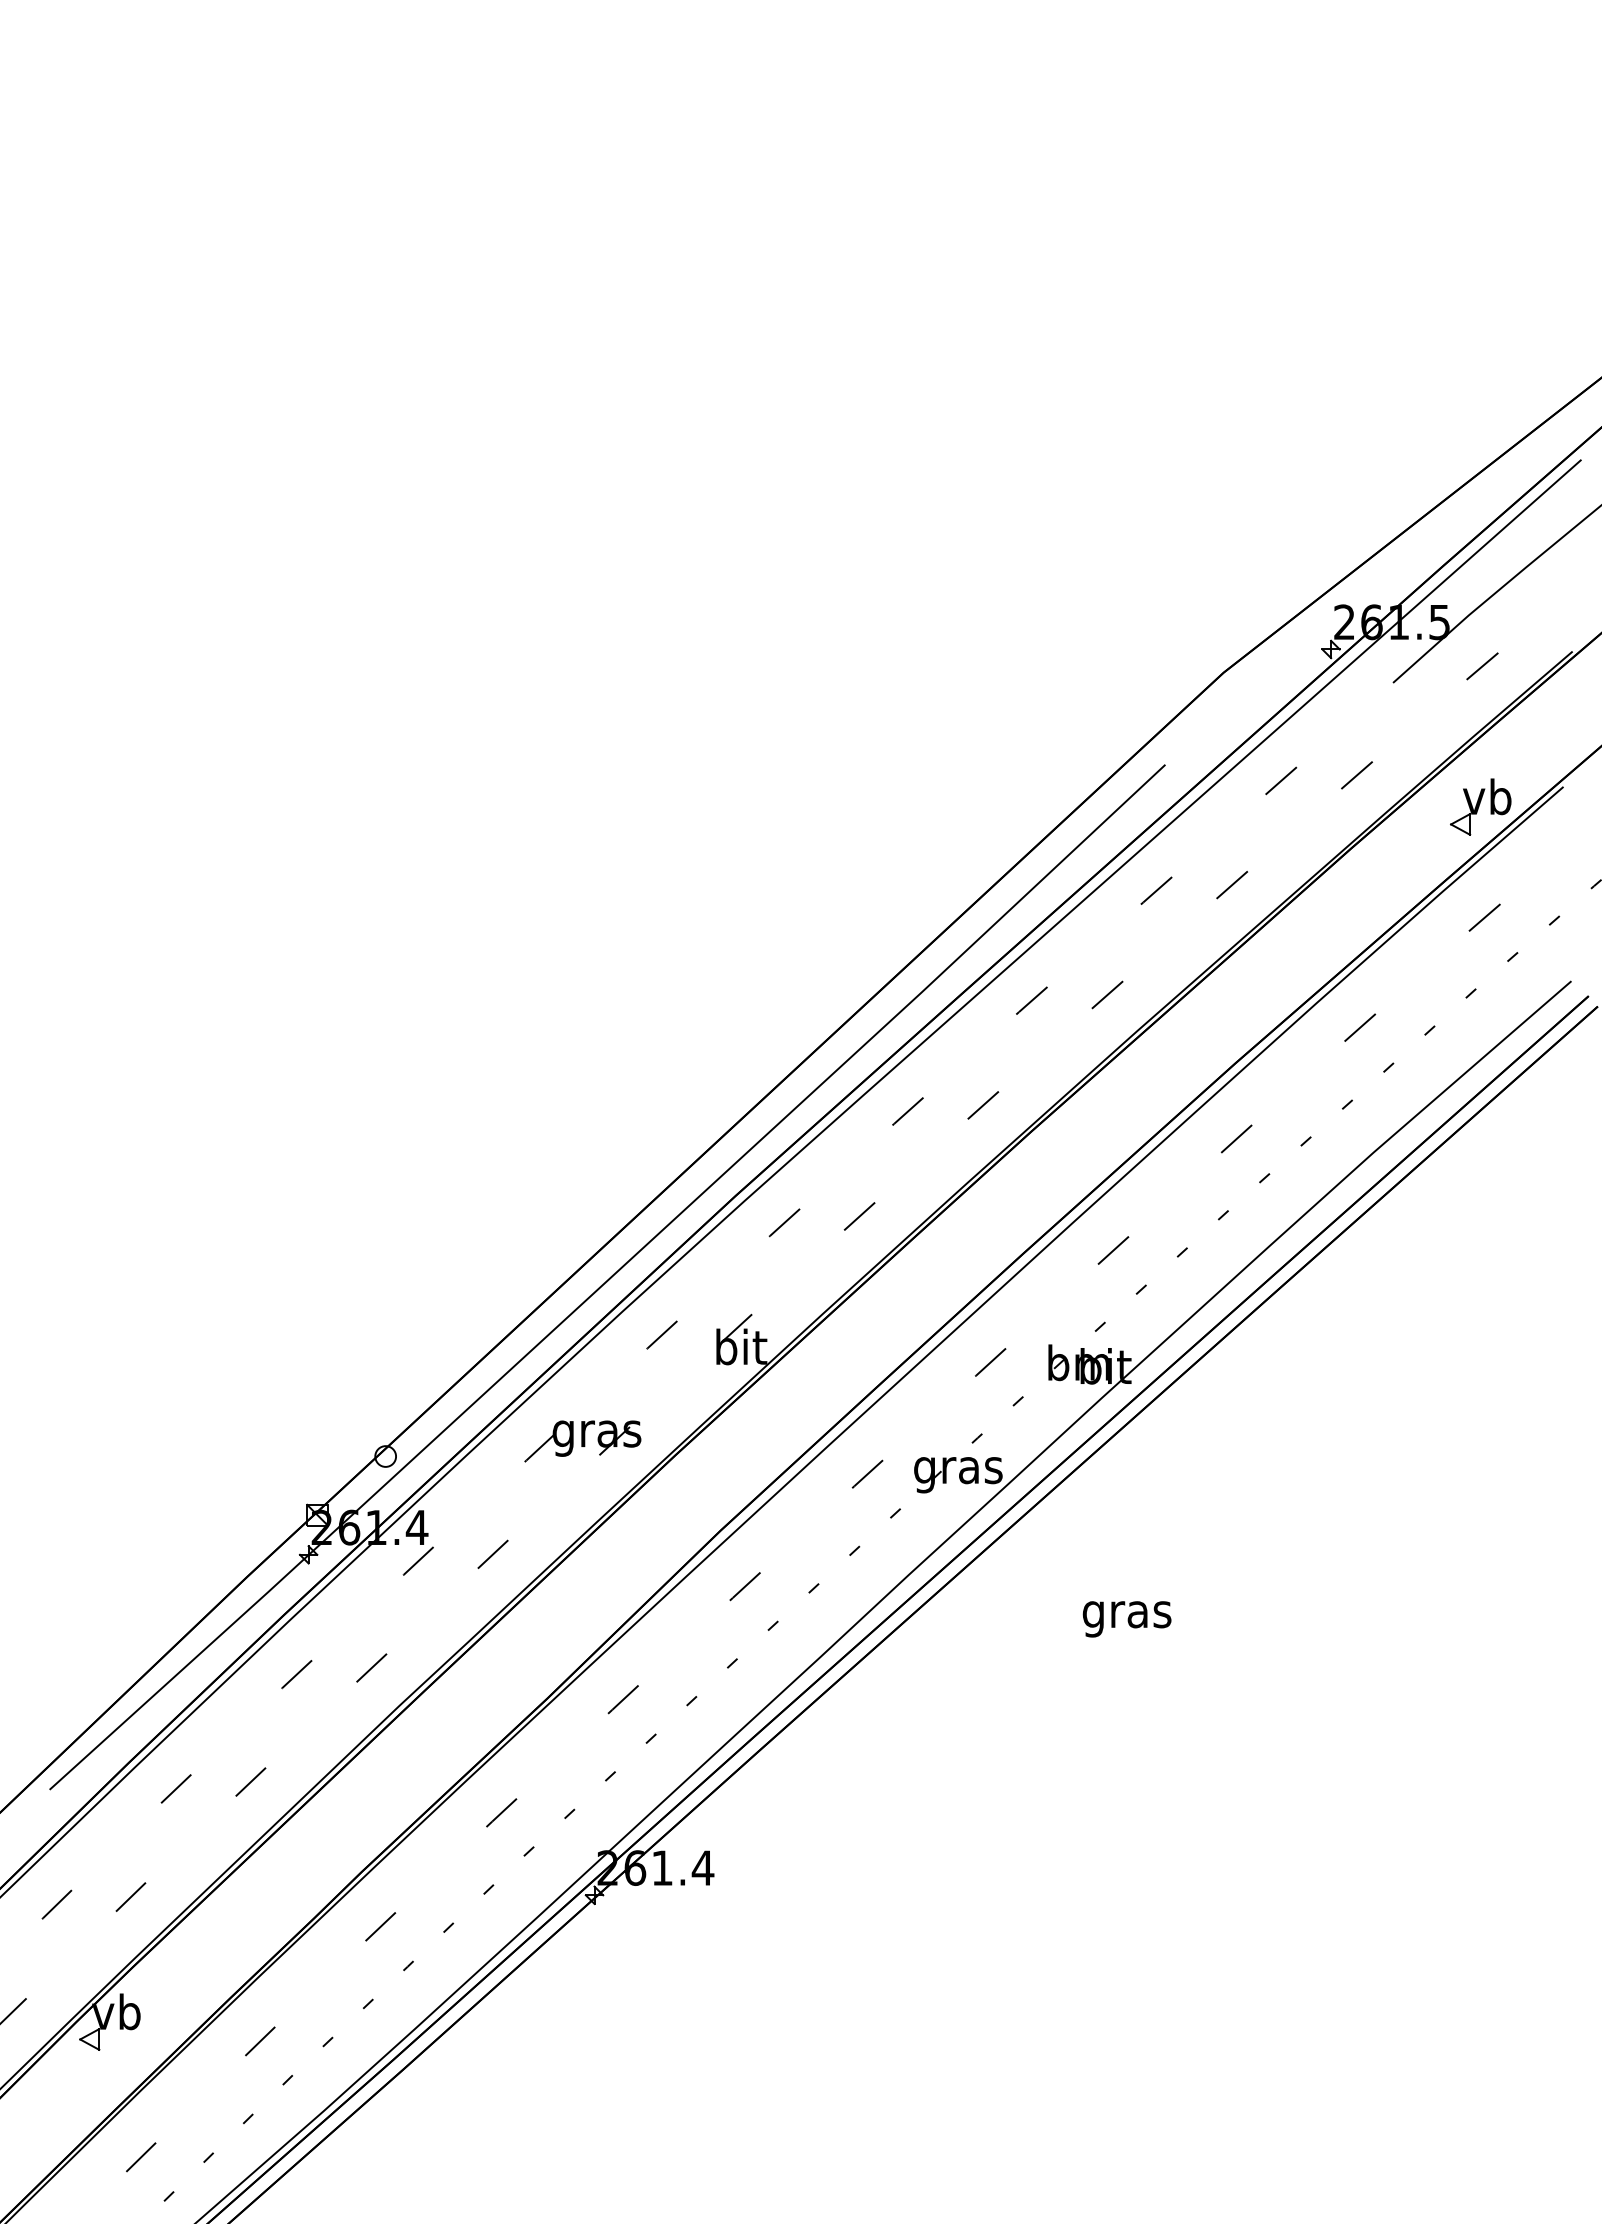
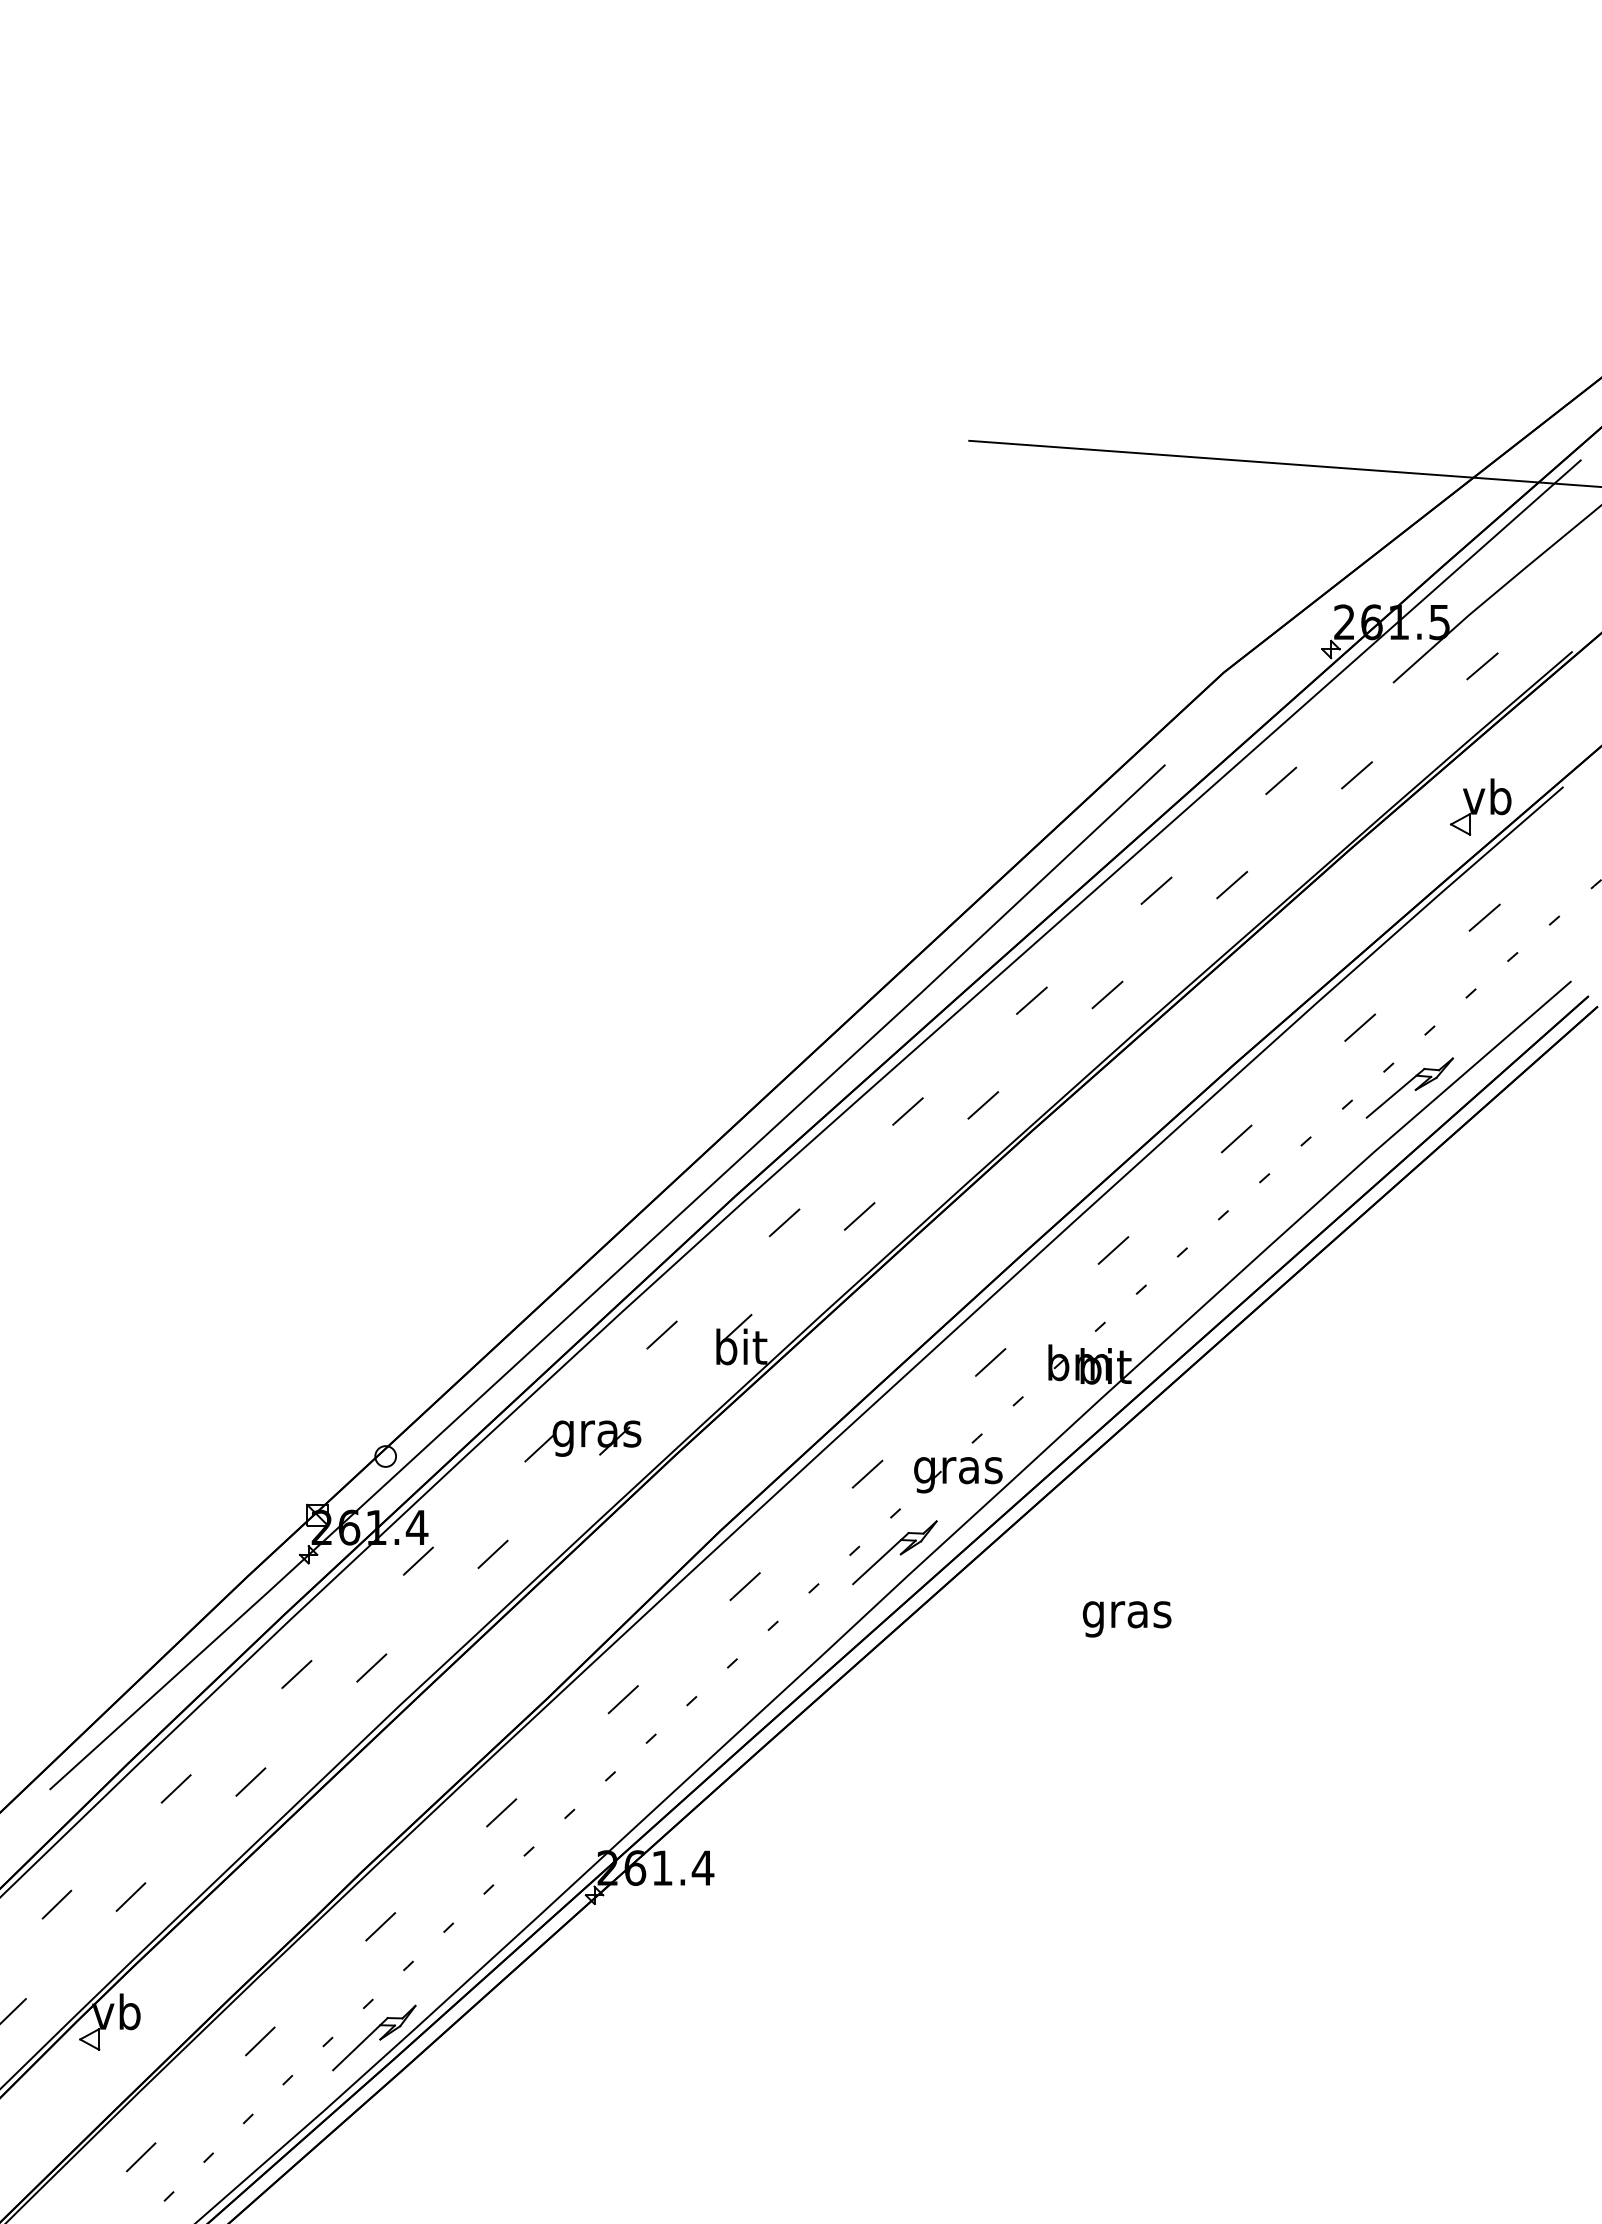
line: none -> present (1283, 463)
part: none -> present (1409, 1087)
part: none -> present (894, 1552)
part: none -> present (374, 2037)
